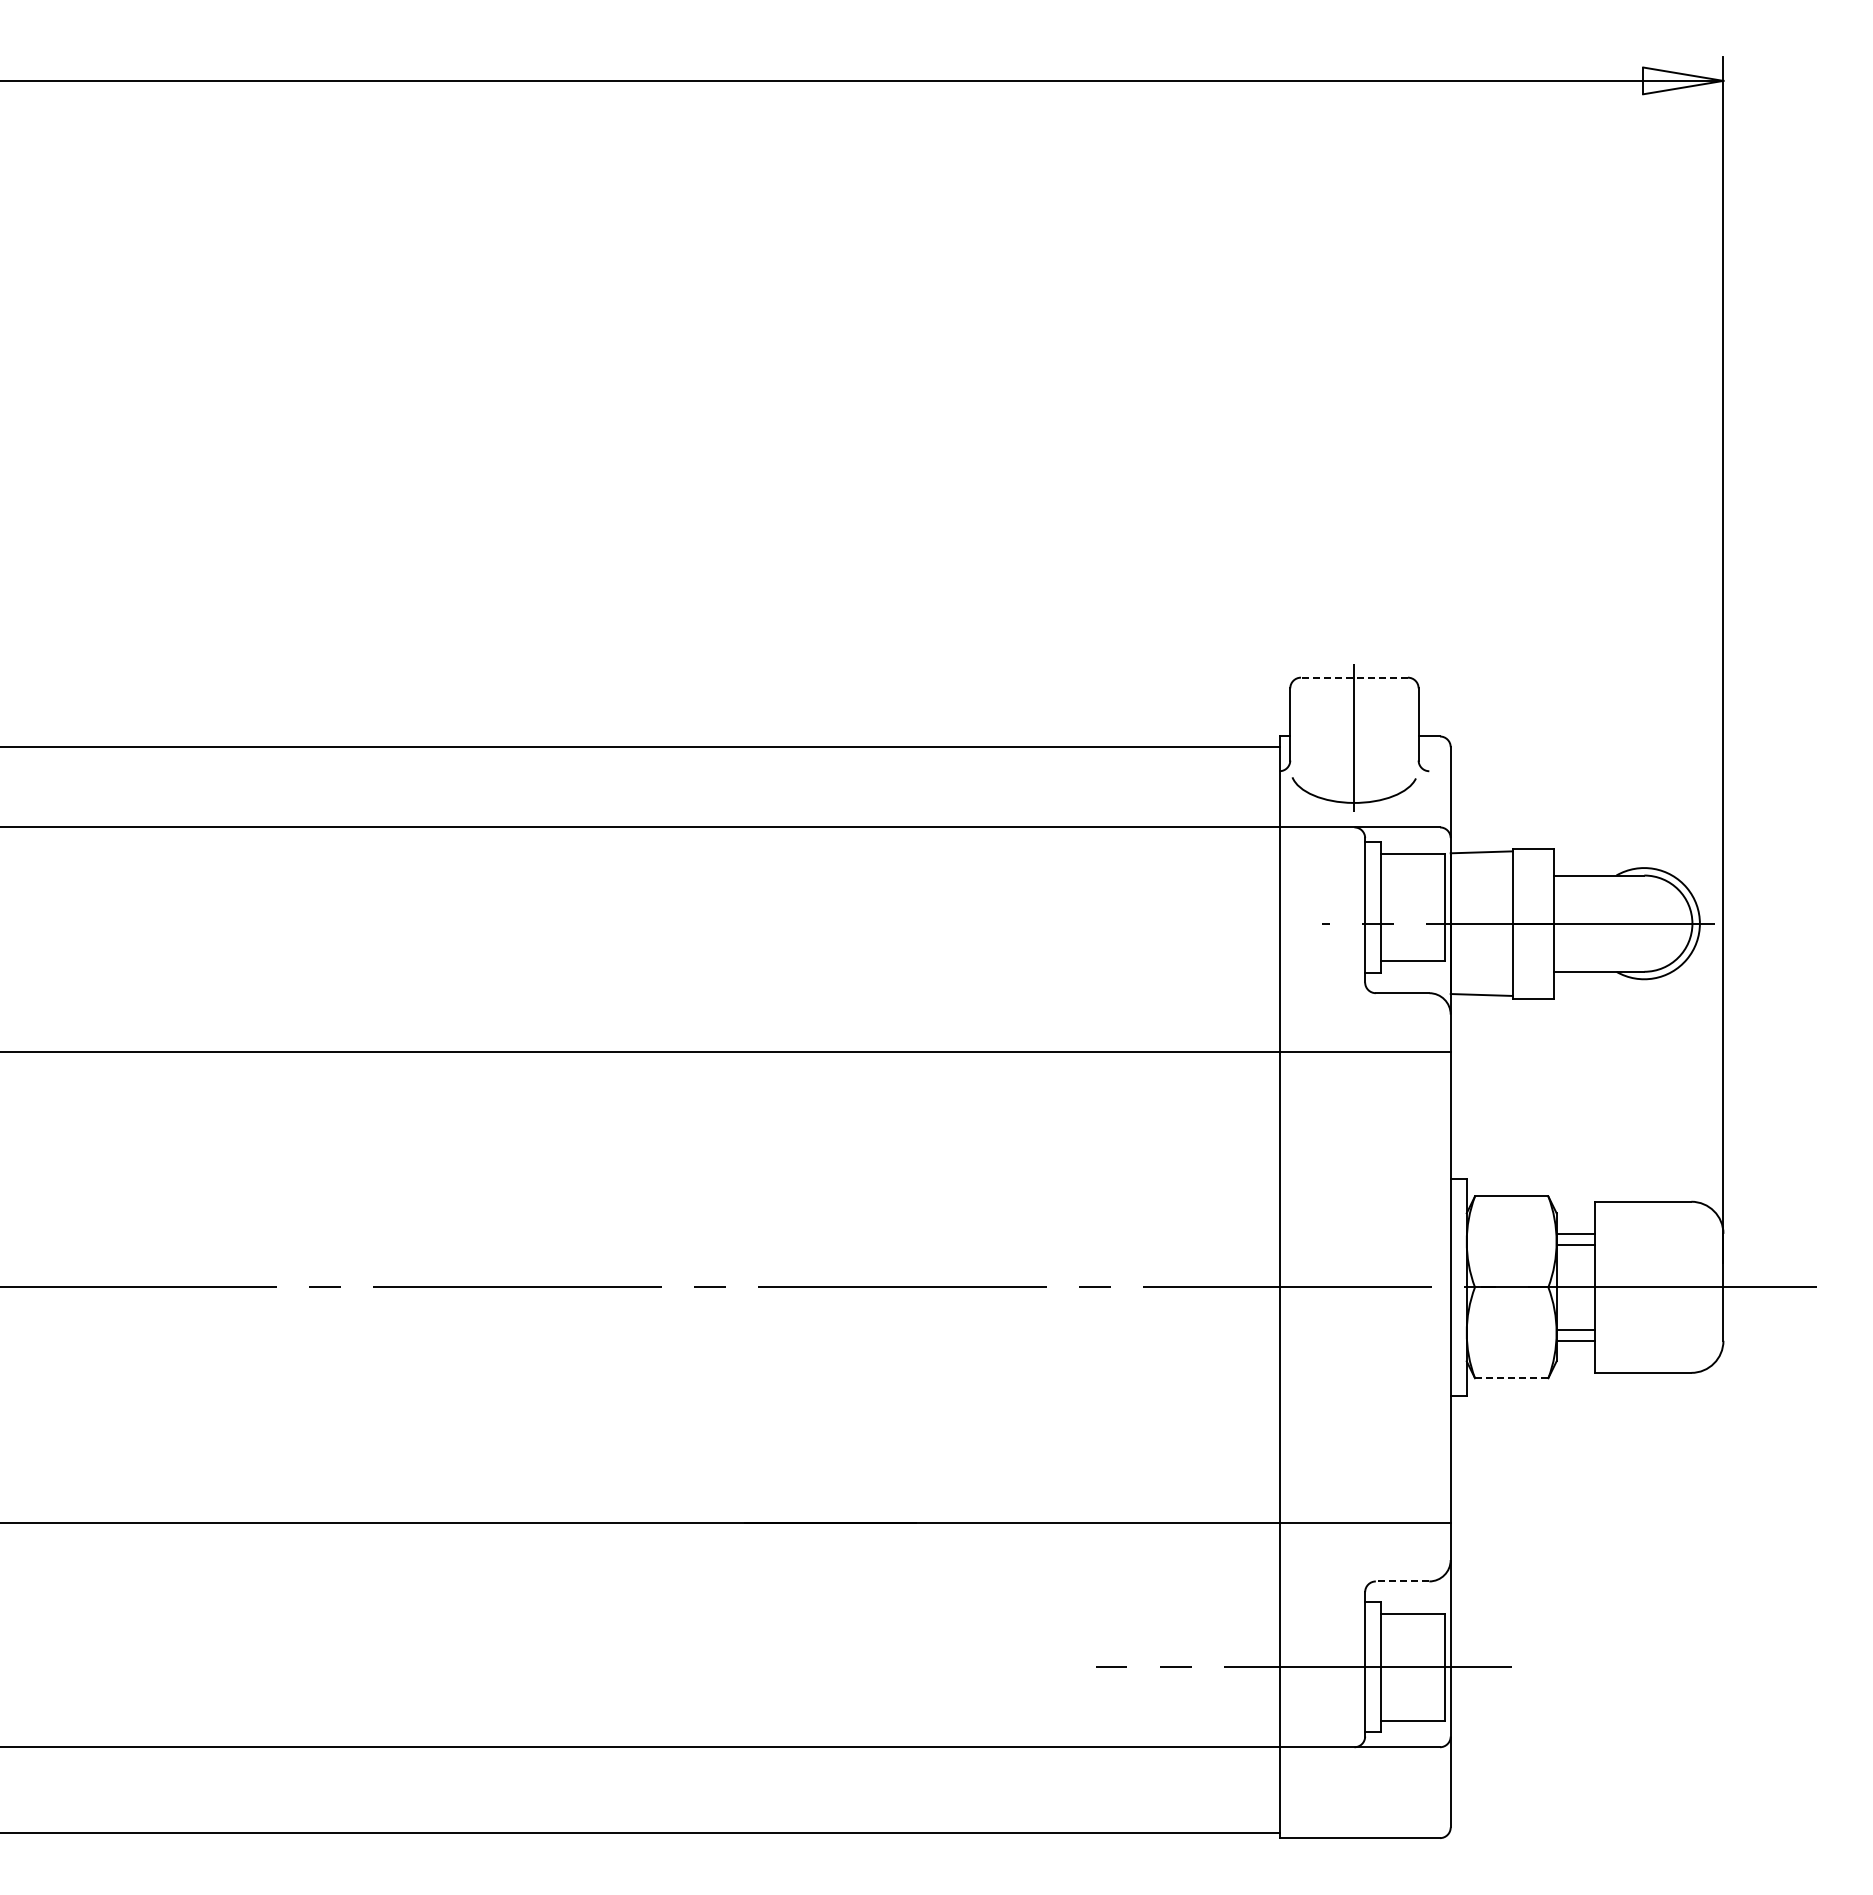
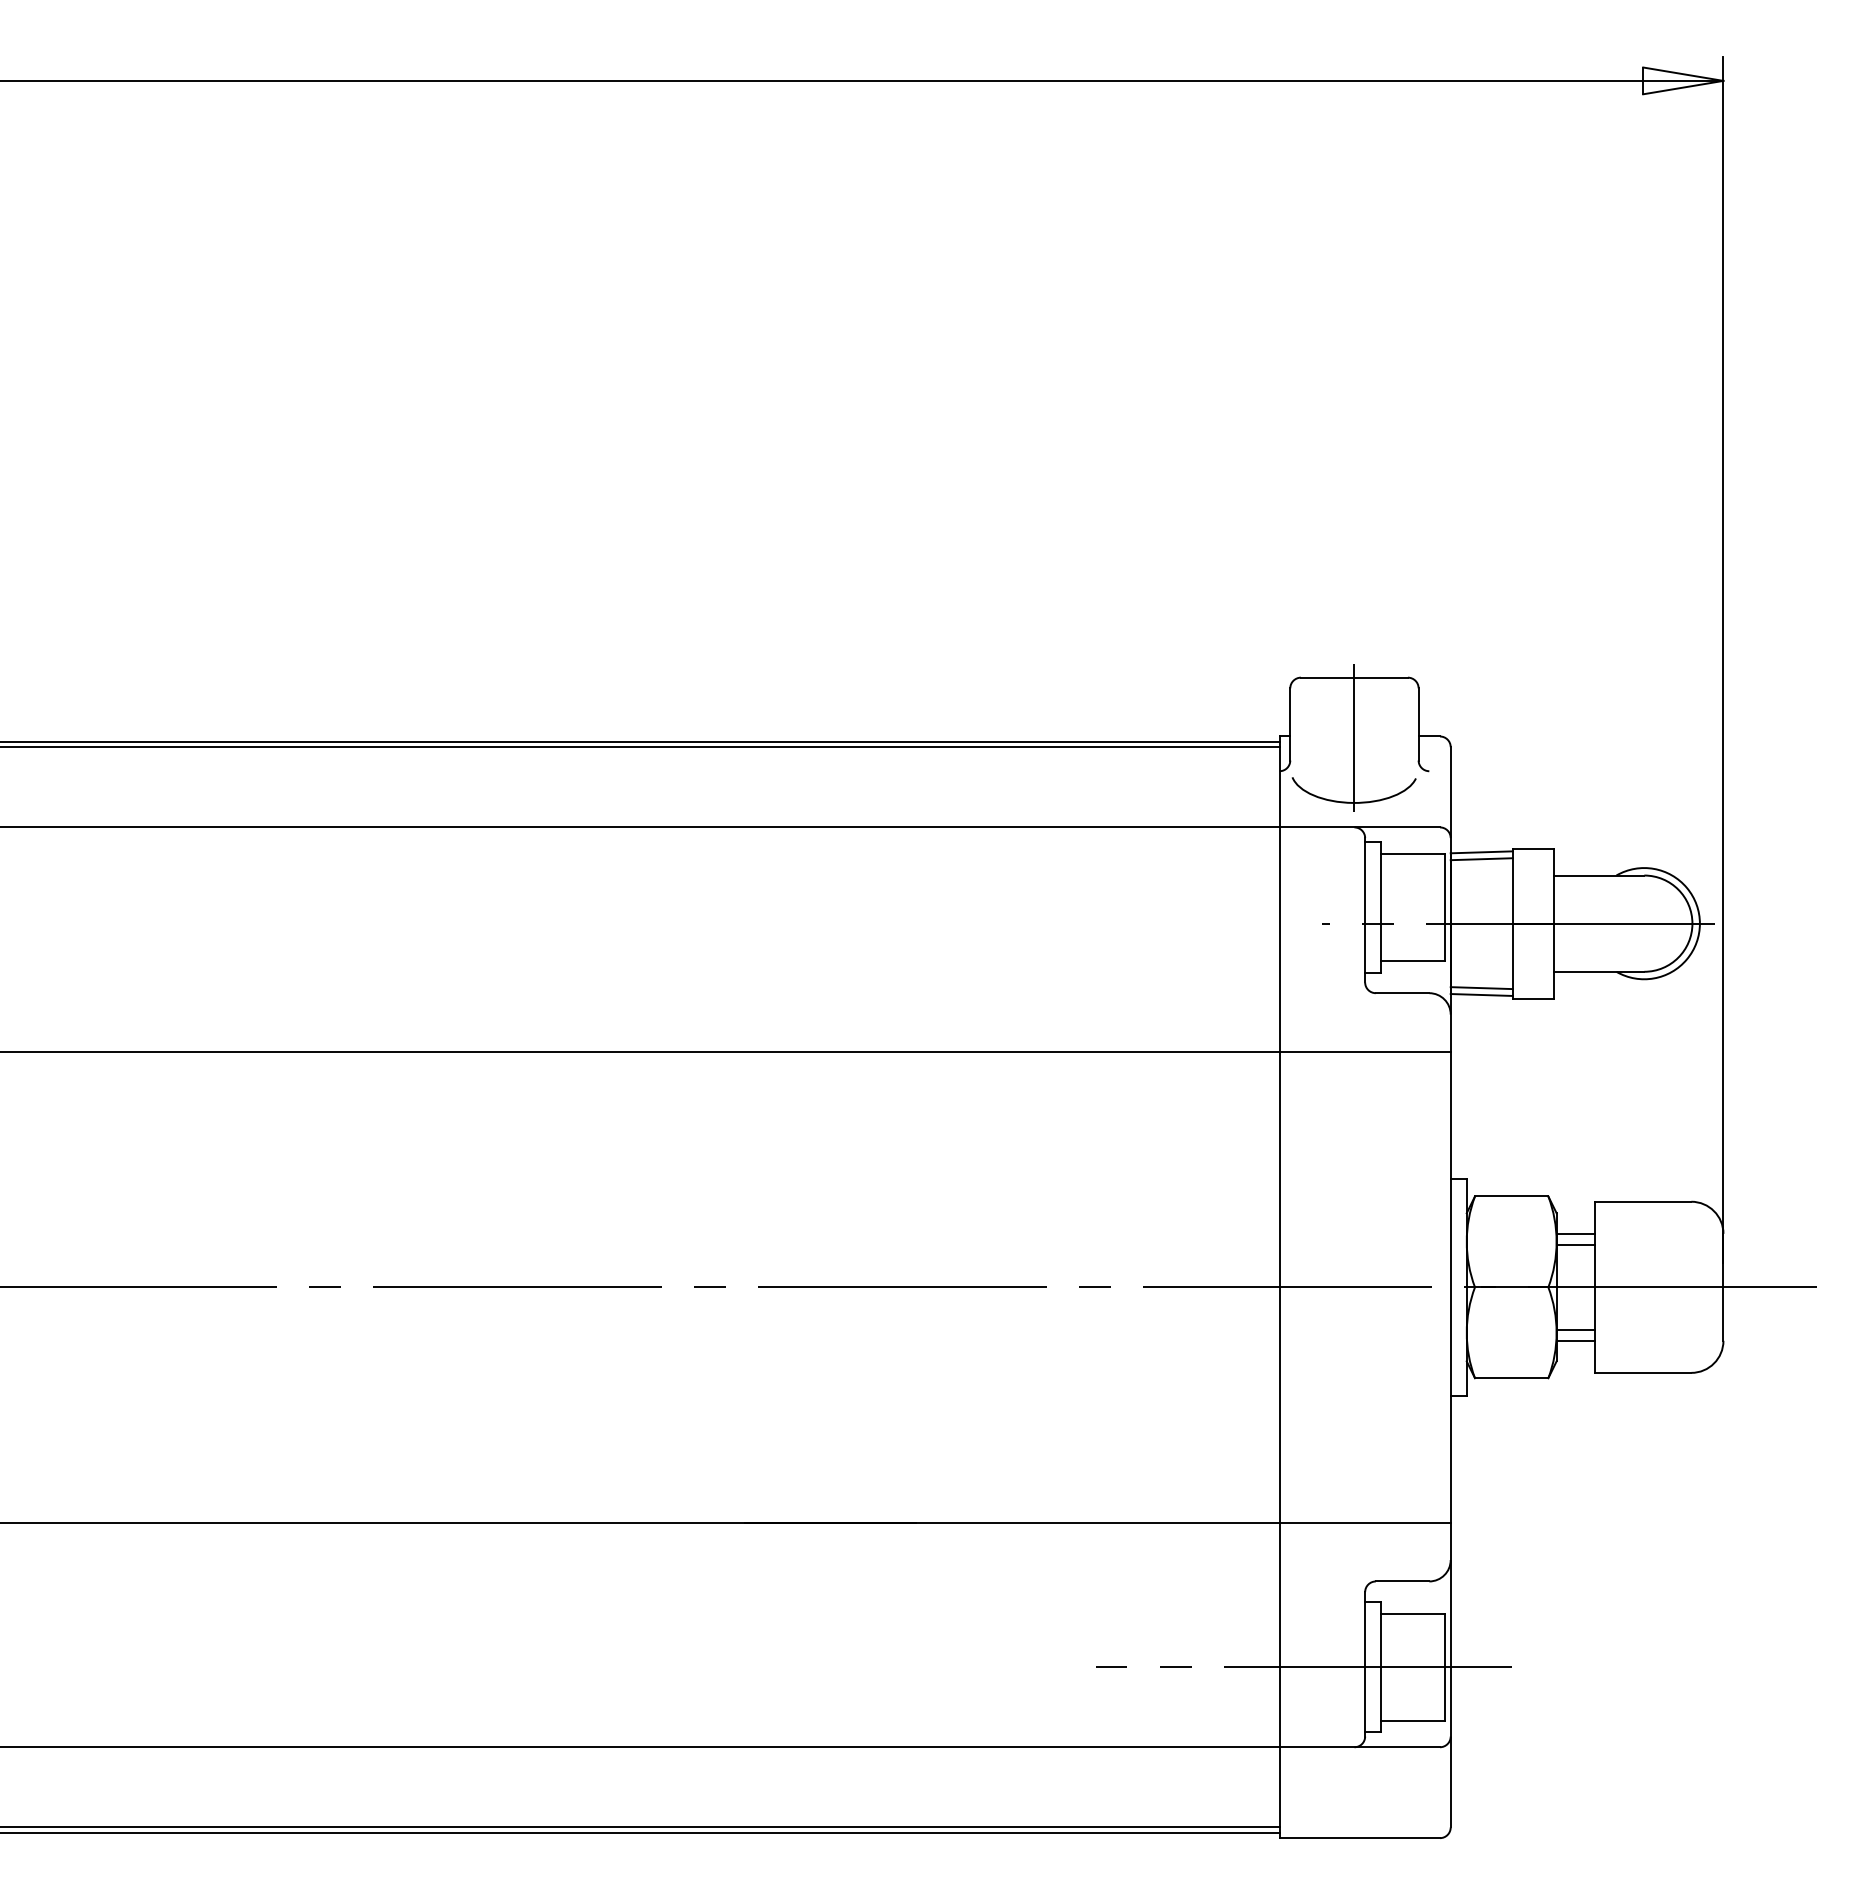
line: dashed -> solid (1353, 677)
line: none -> present (640, 741)
line: none -> present (1481, 859)
line: none -> present (1481, 988)
line: dashed -> solid (1511, 1378)
line: dashed -> solid (1402, 1581)
line: none -> present (640, 1827)
